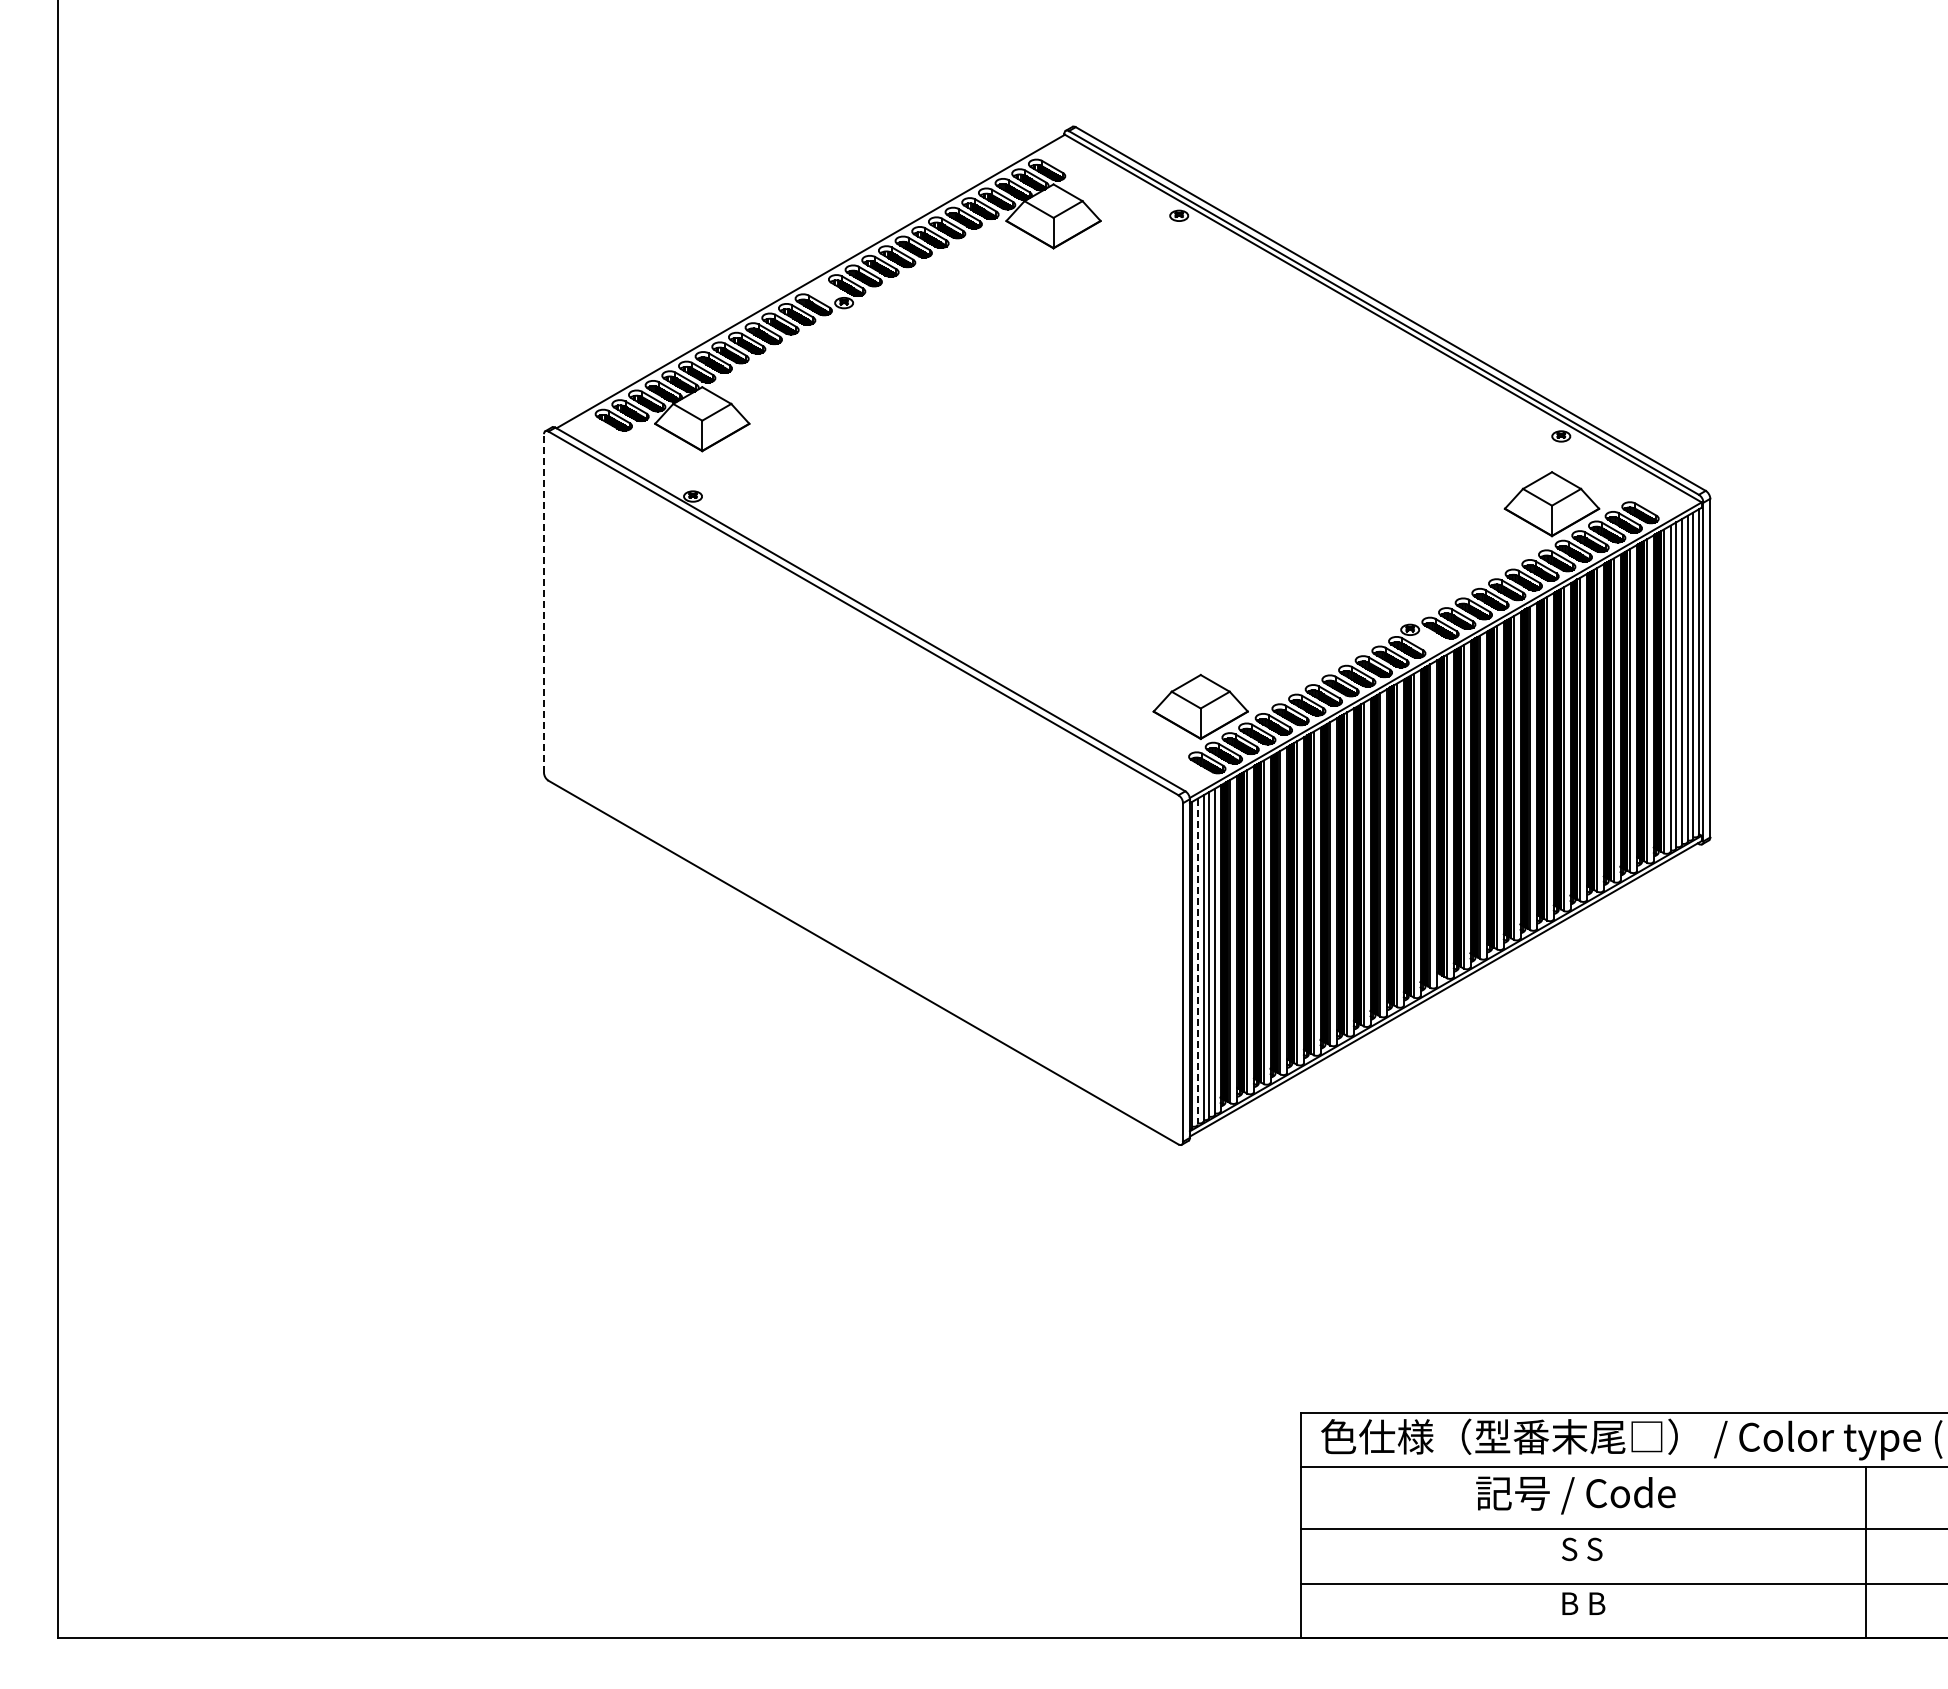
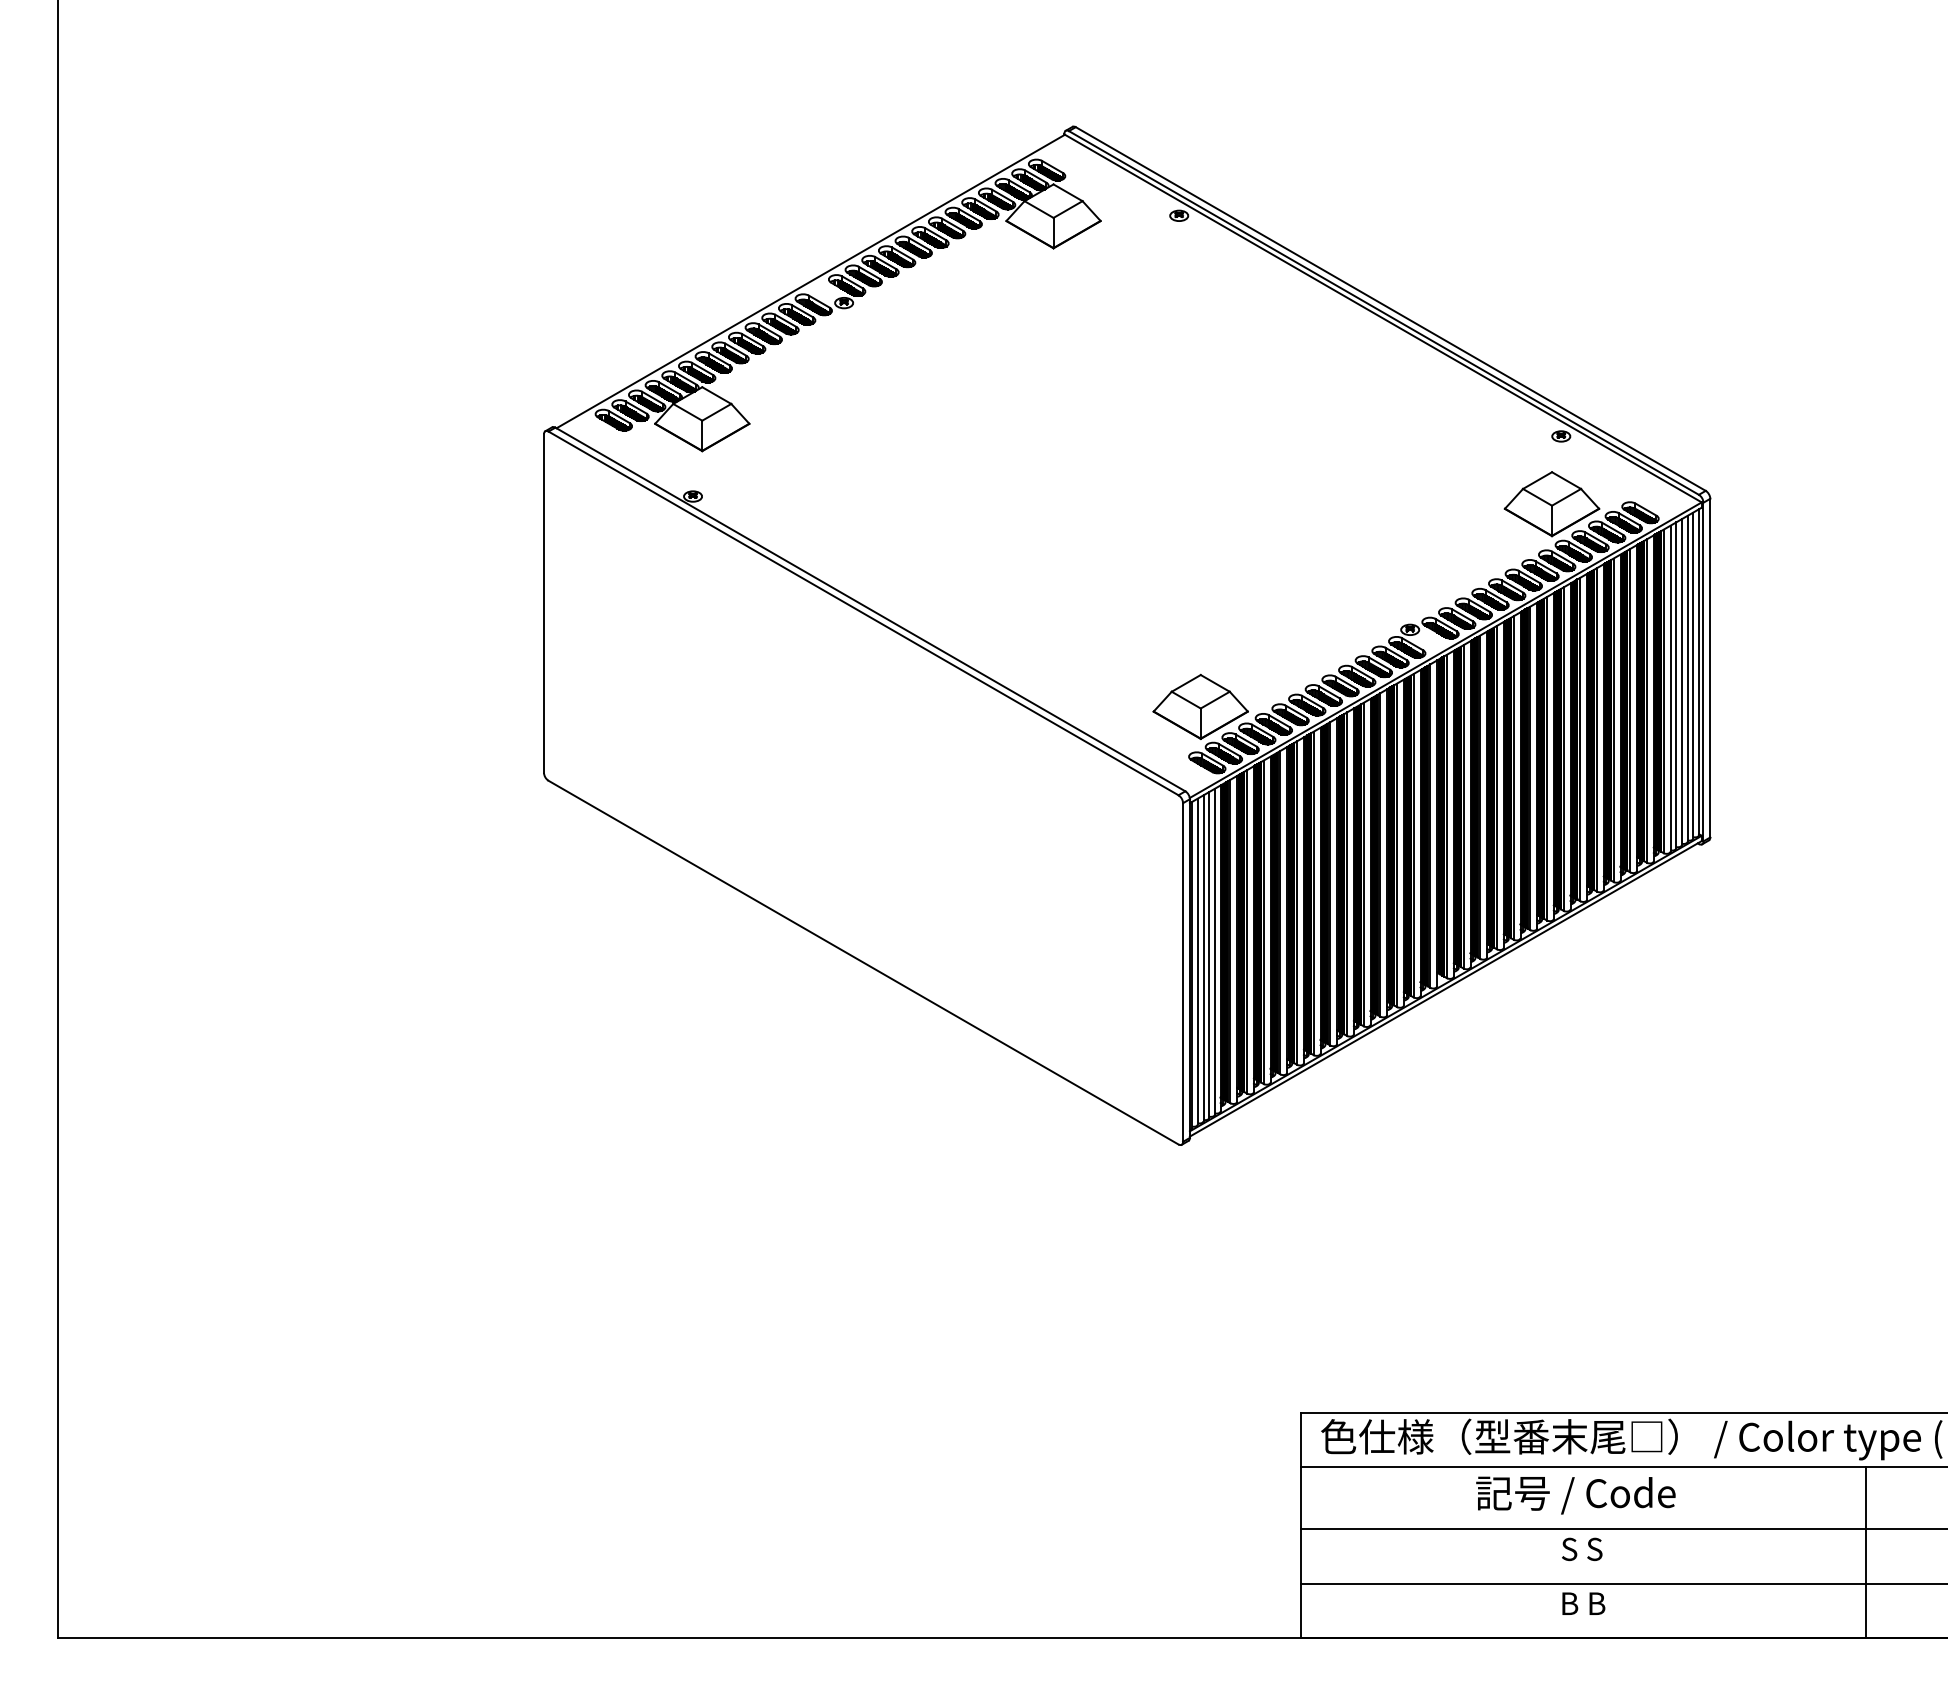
line: dashed -> solid (544, 603)
line: dashed -> solid (1197, 961)
